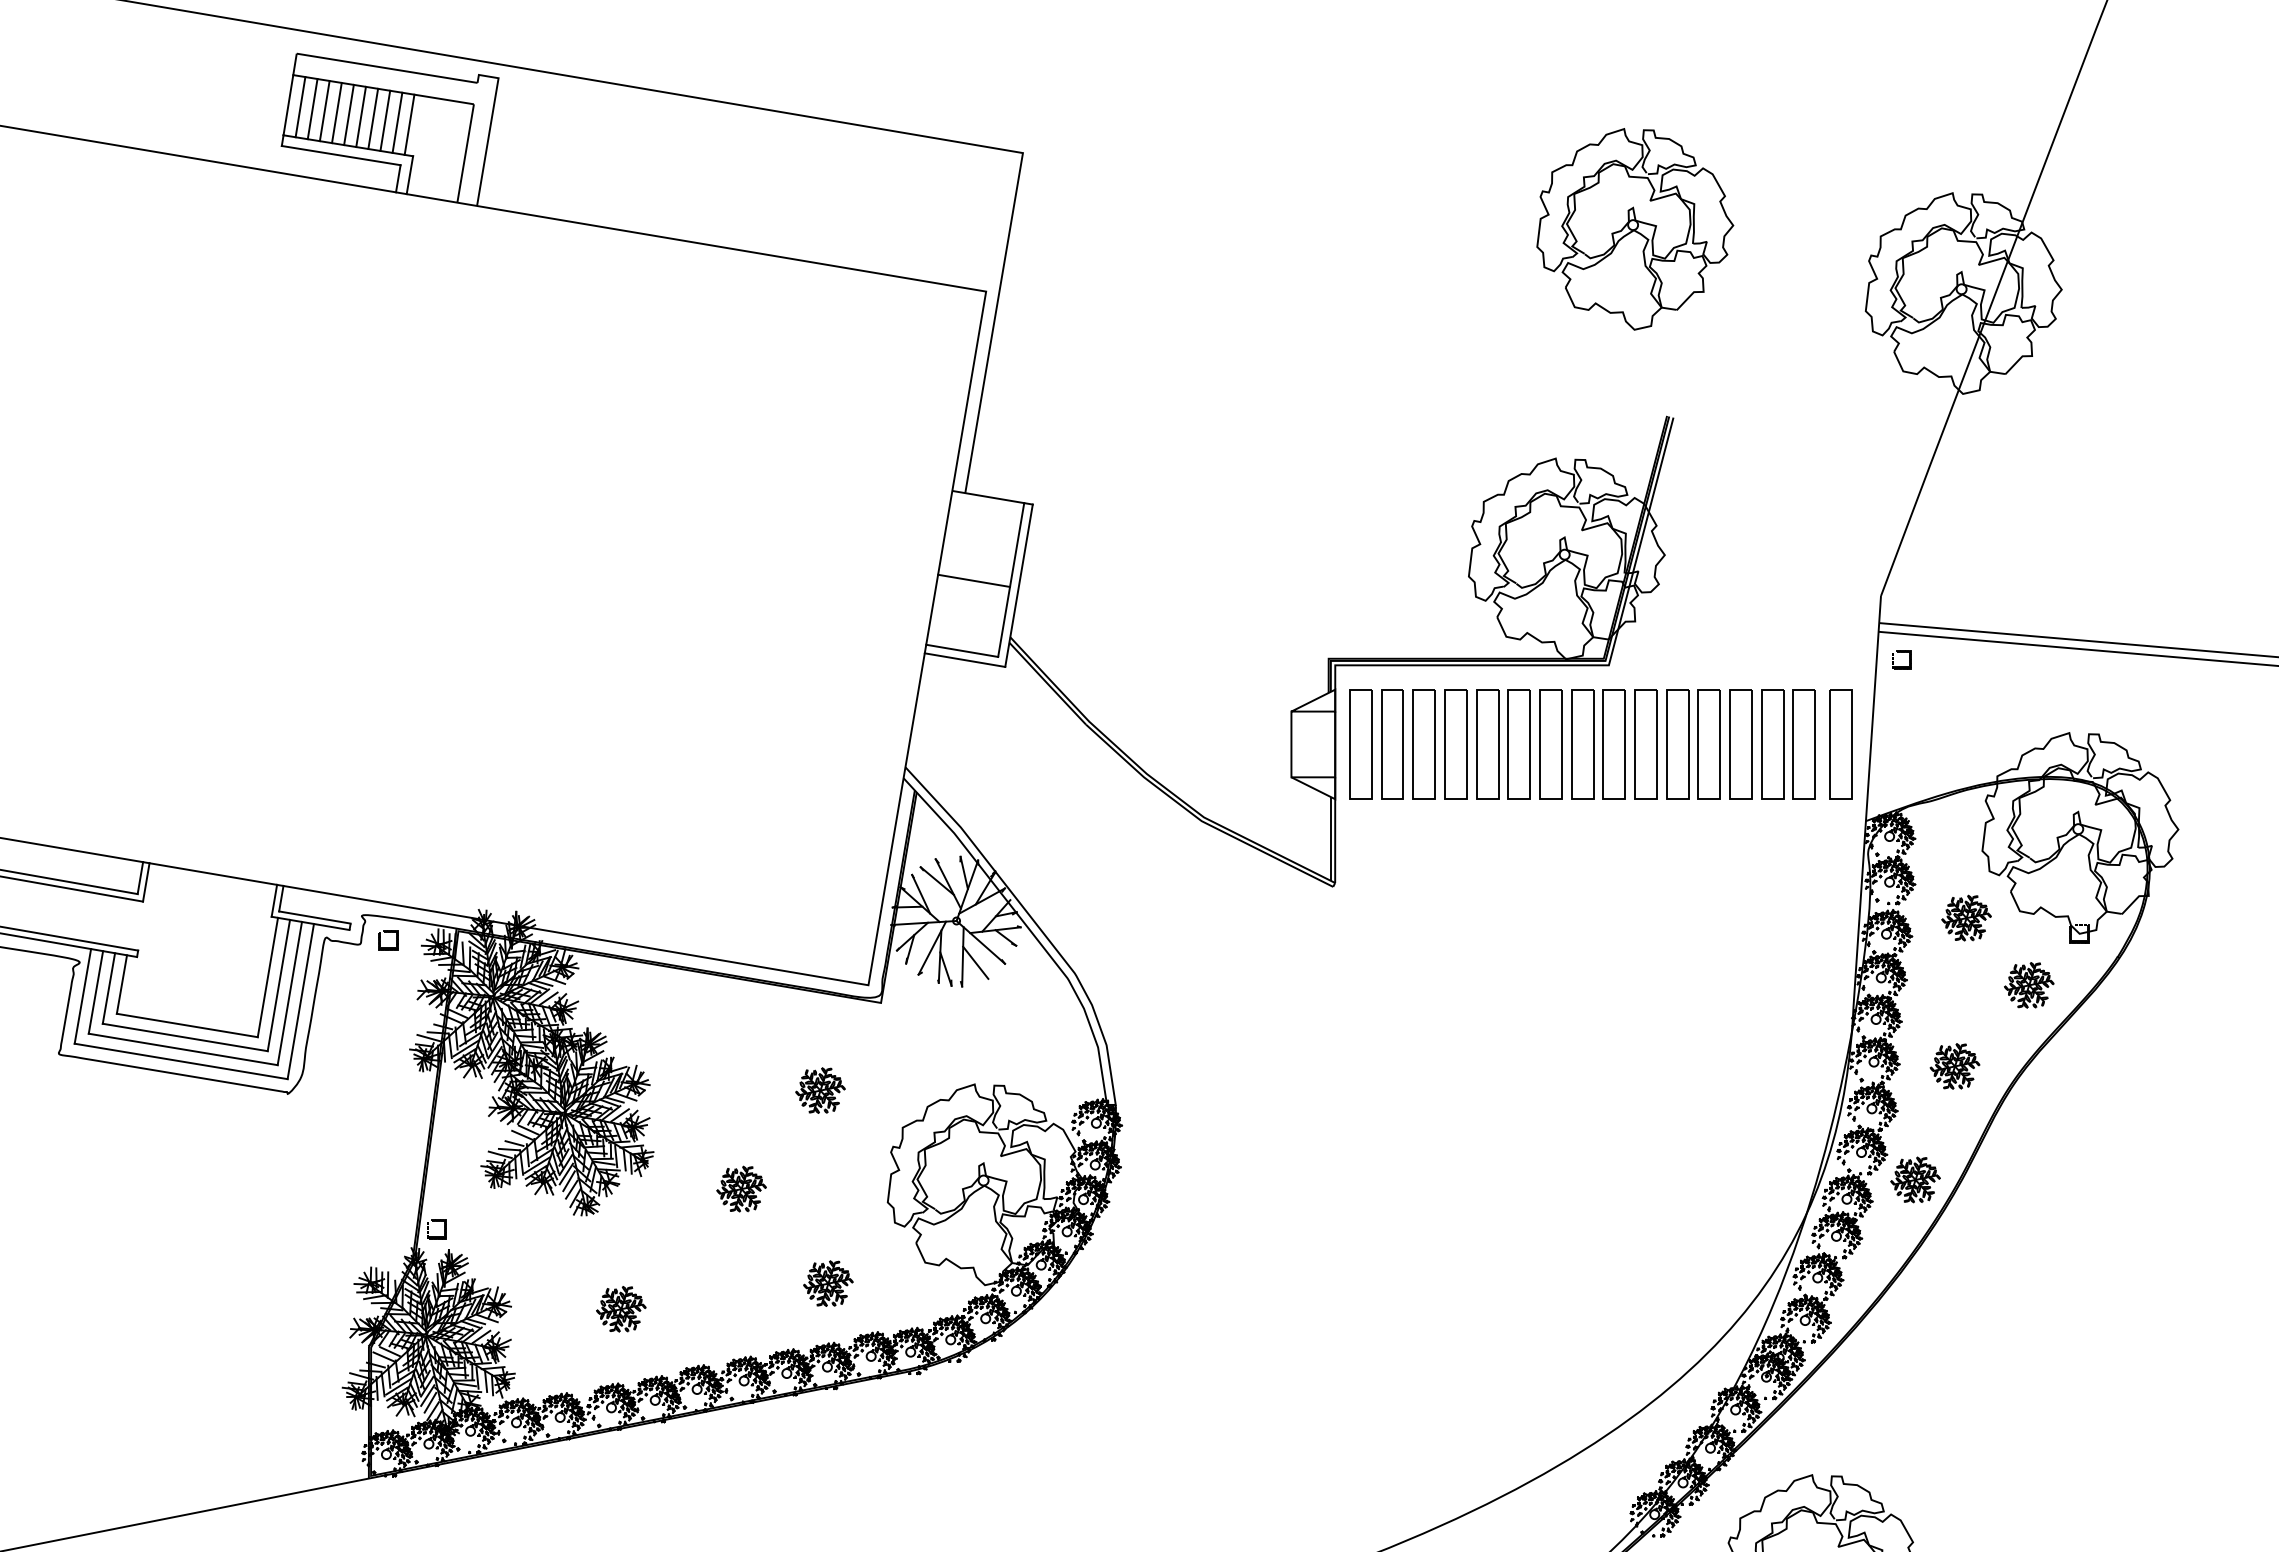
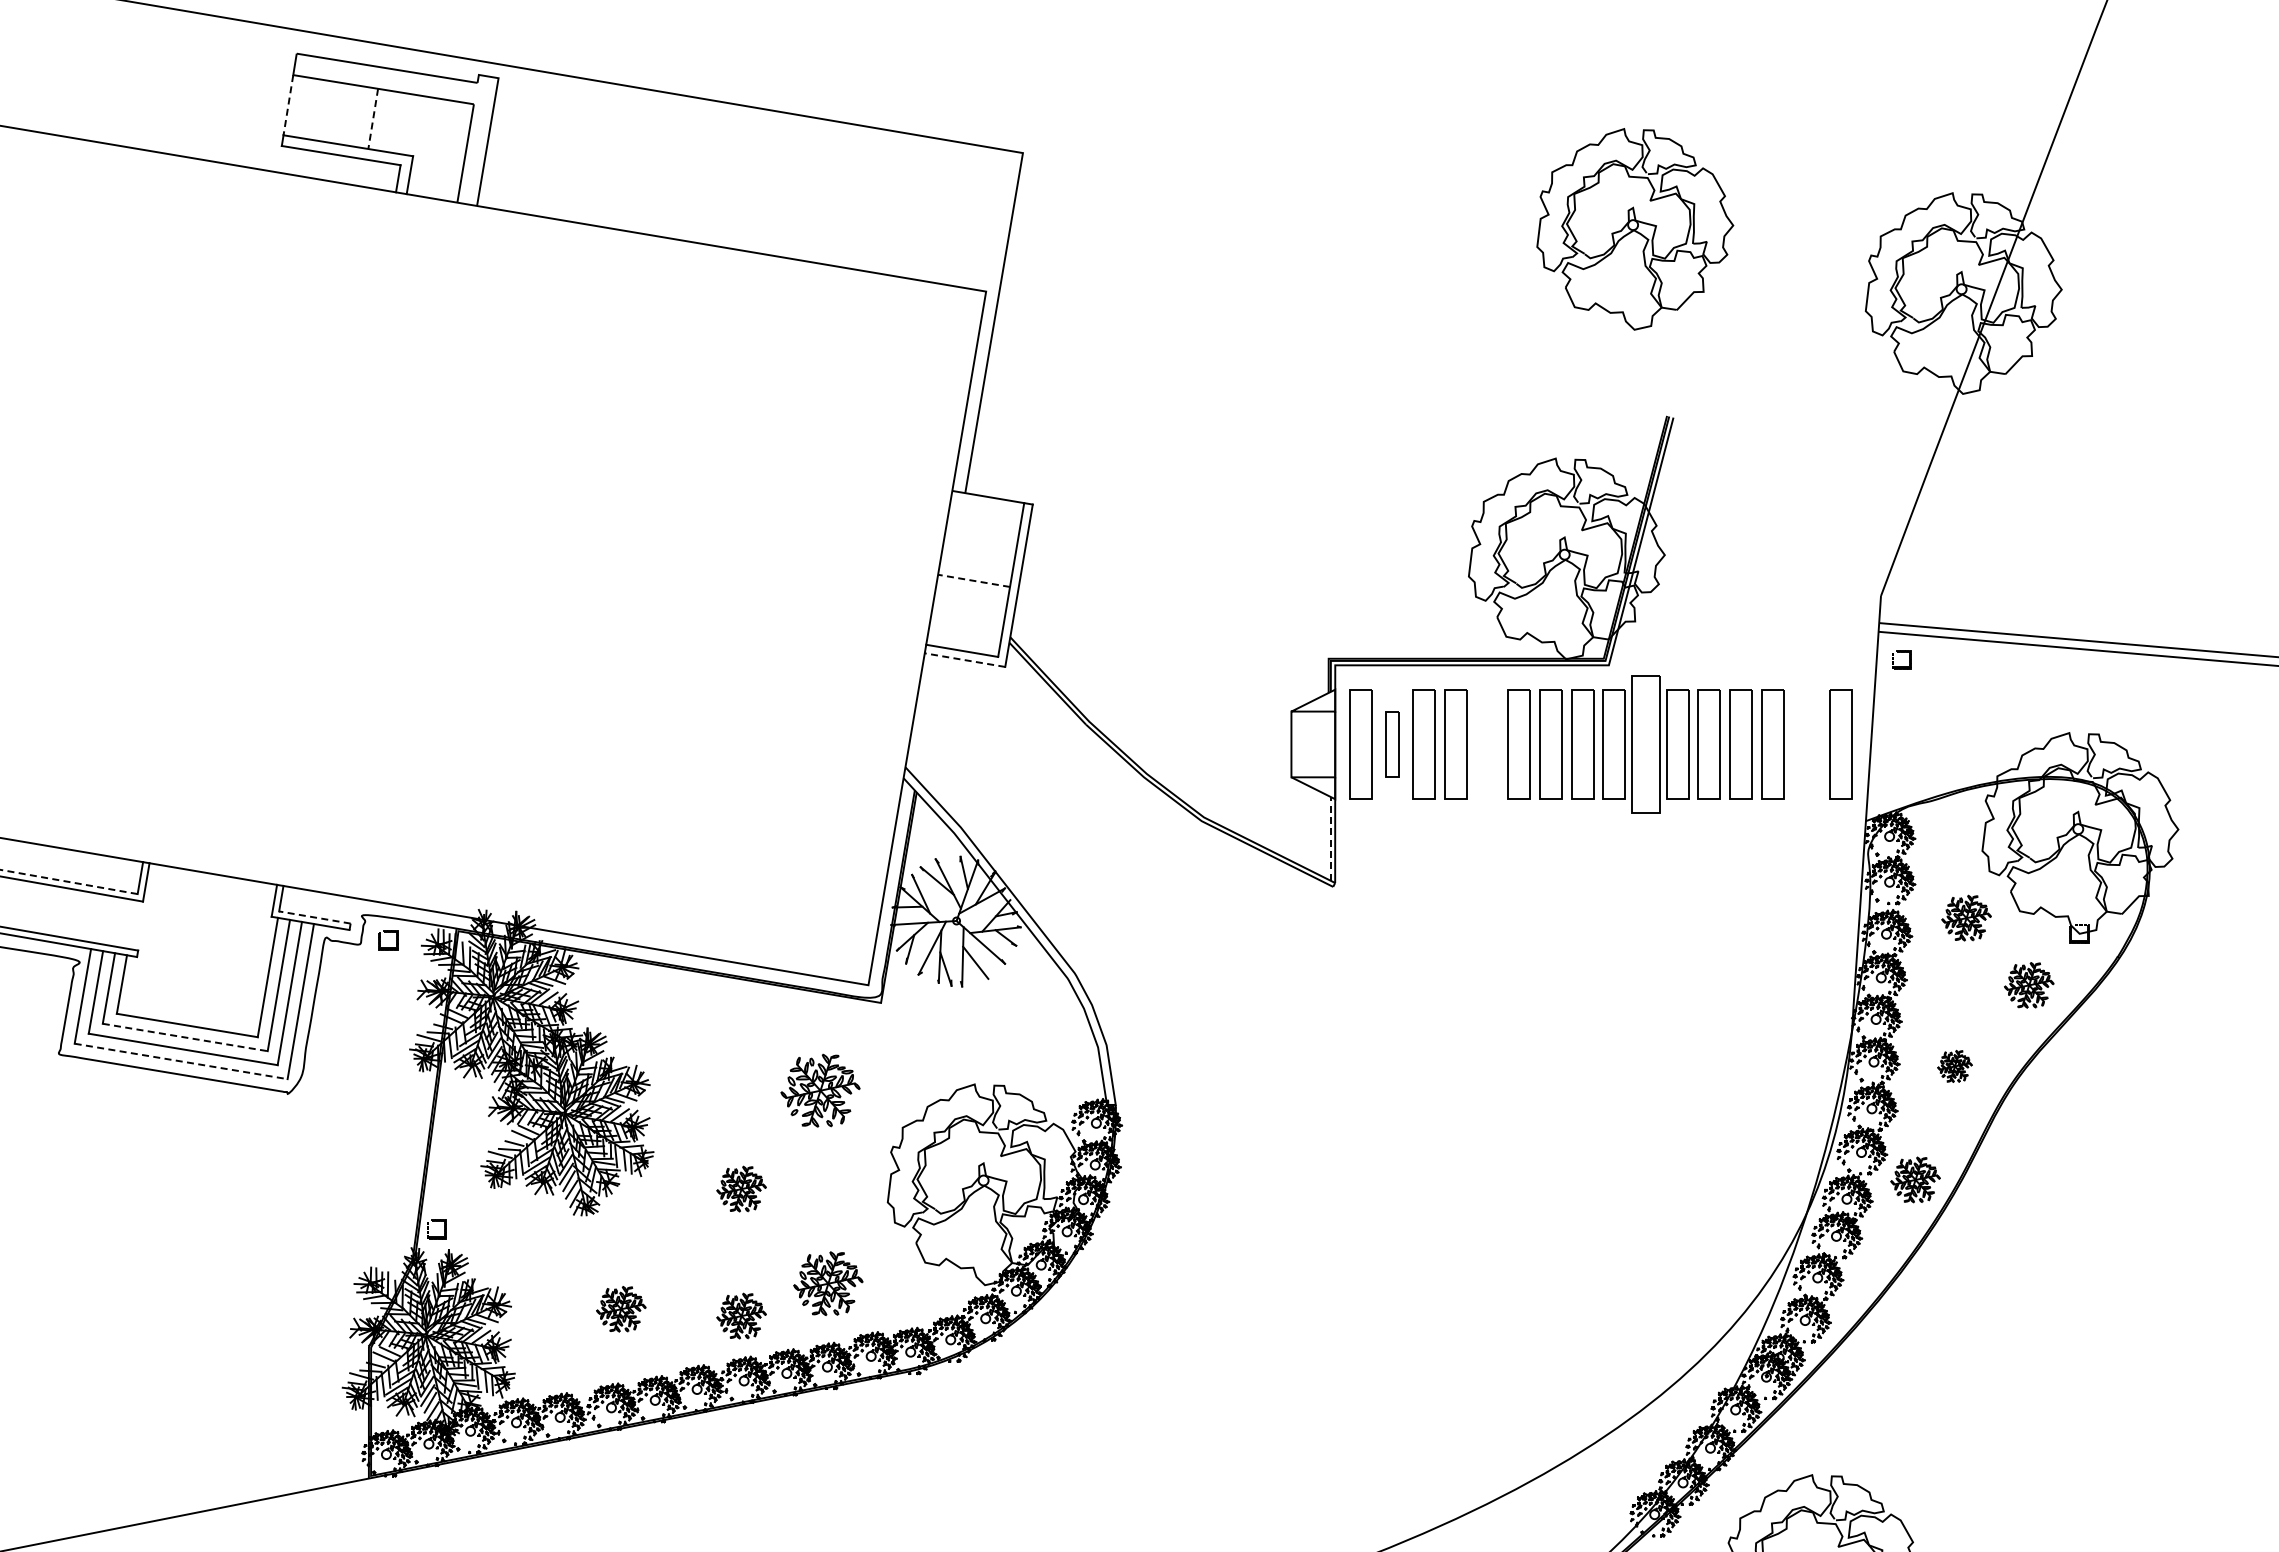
line: solid -> dashed (288, 105)
line: present -> none (300, 107)
line: present -> none (312, 109)
line: present -> none (324, 110)
line: present -> none (336, 112)
line: present -> none (348, 114)
line: present -> none (360, 116)
line: solid -> dashed (373, 119)
line: present -> none (385, 120)
line: present -> none (397, 122)
line: present -> none (409, 124)
line: solid -> dashed (973, 580)
line: solid -> dashed (965, 660)
part size: 23x111 px -> 15x67 px (1392, 744)
part: present -> none (1487, 744)
part size: 24x111 px -> 30x139 px (1645, 744)
part: present -> none (1803, 744)
line: solid -> dashed (1330, 838)
line: solid -> dashed (68, 881)
line: solid -> dashed (314, 917)
line: solid -> dashed (185, 1037)
line: solid -> dashed (181, 1061)
part size: 52x47 px -> 36x34 px (1954, 1065)
part size: 51x47 px -> 81x75 px (820, 1090)
part size: 51x47 px -> 71x65 px (828, 1283)
part: none -> present (741, 1315)
